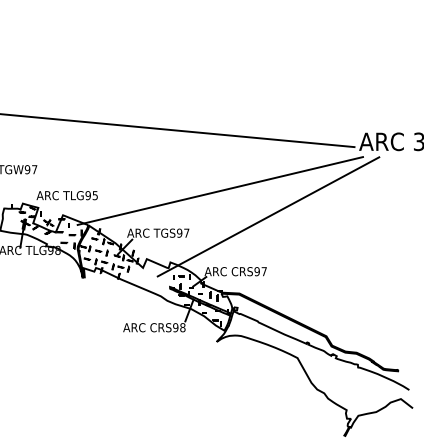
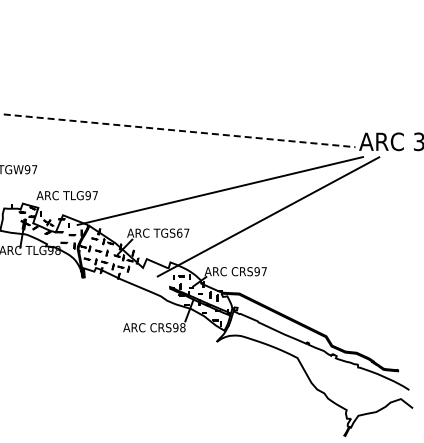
line: solid -> dashed (178, 130)
text: TLG95 -> TLG97 (94, 195)
text: TGS97 -> TGS67 (179, 232)
